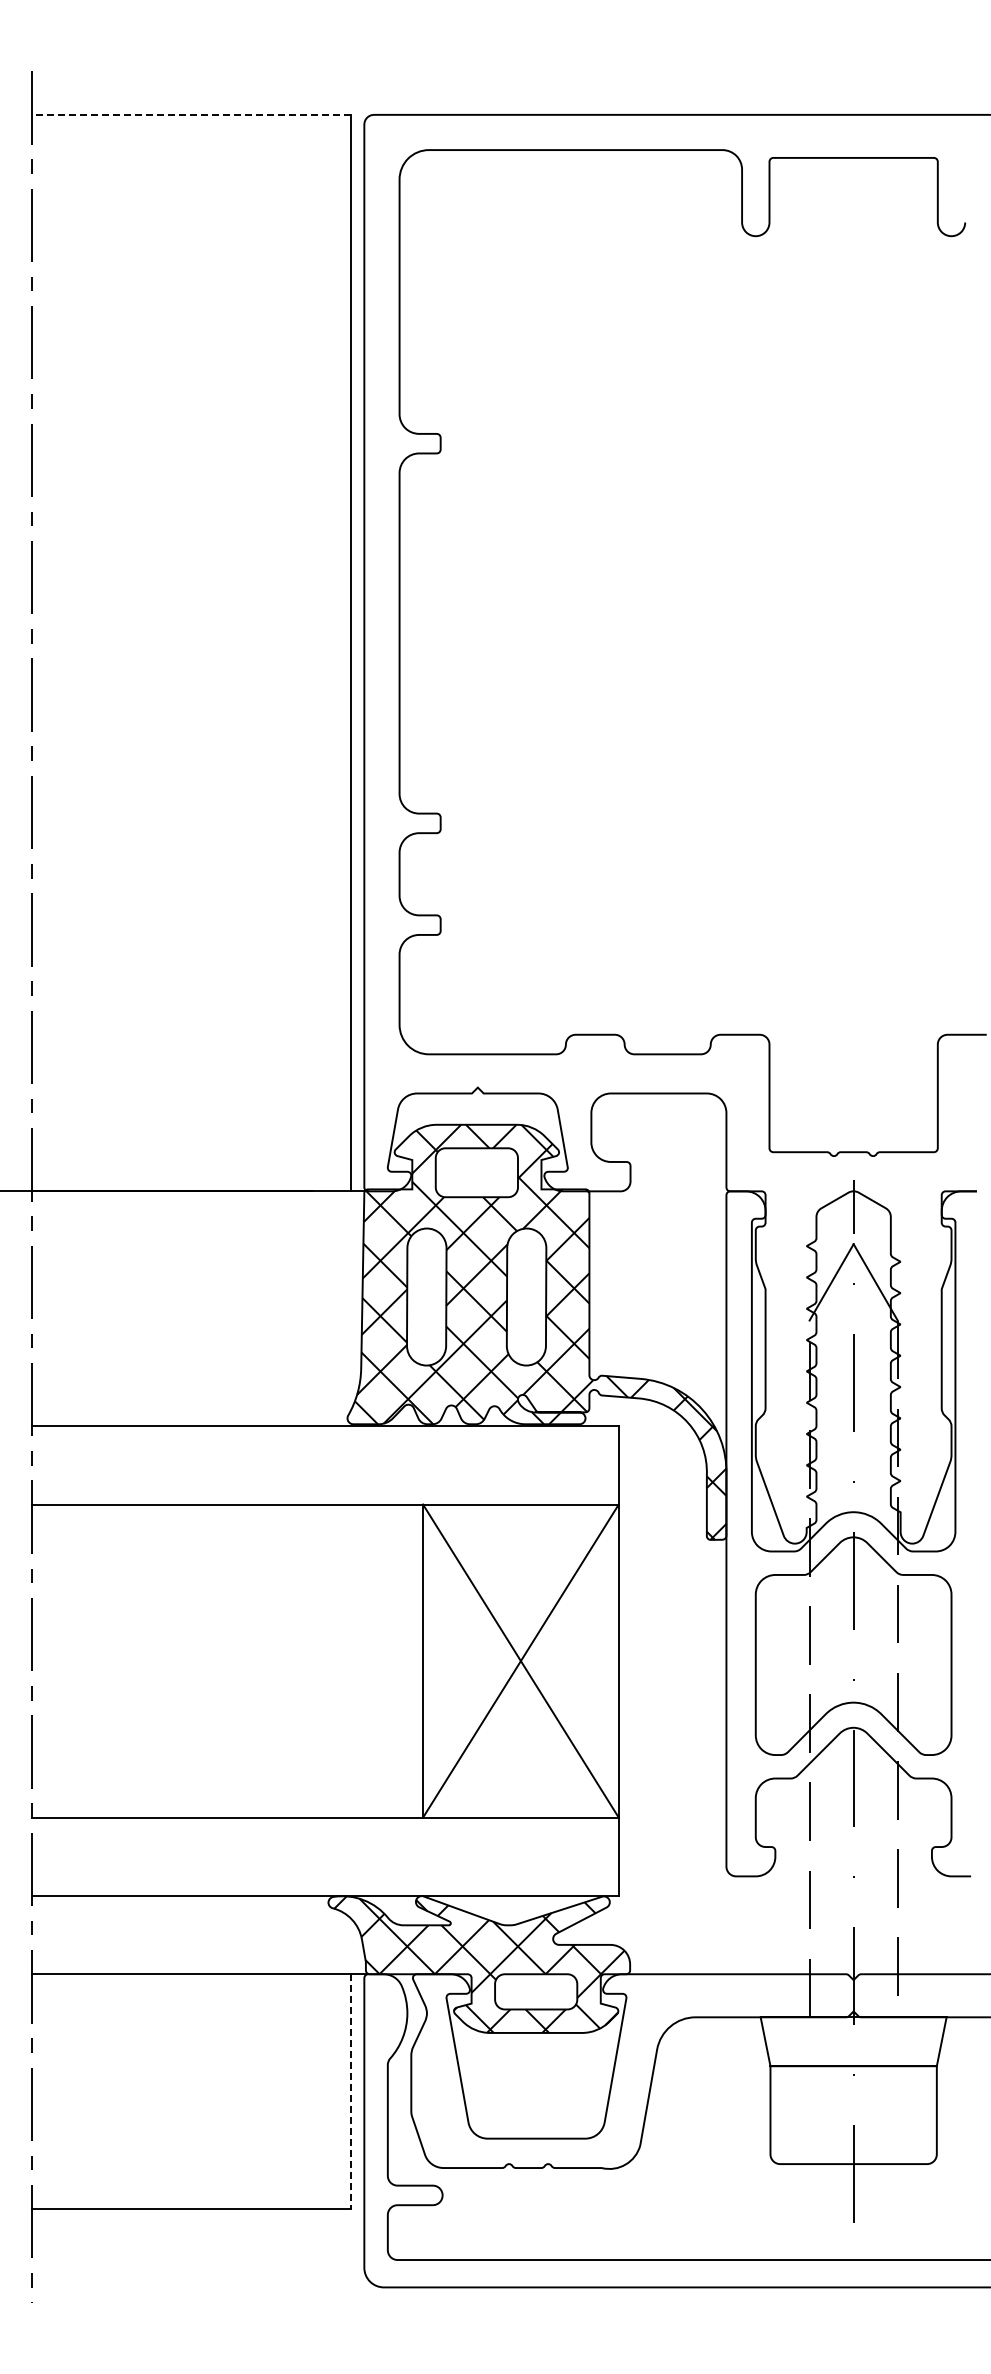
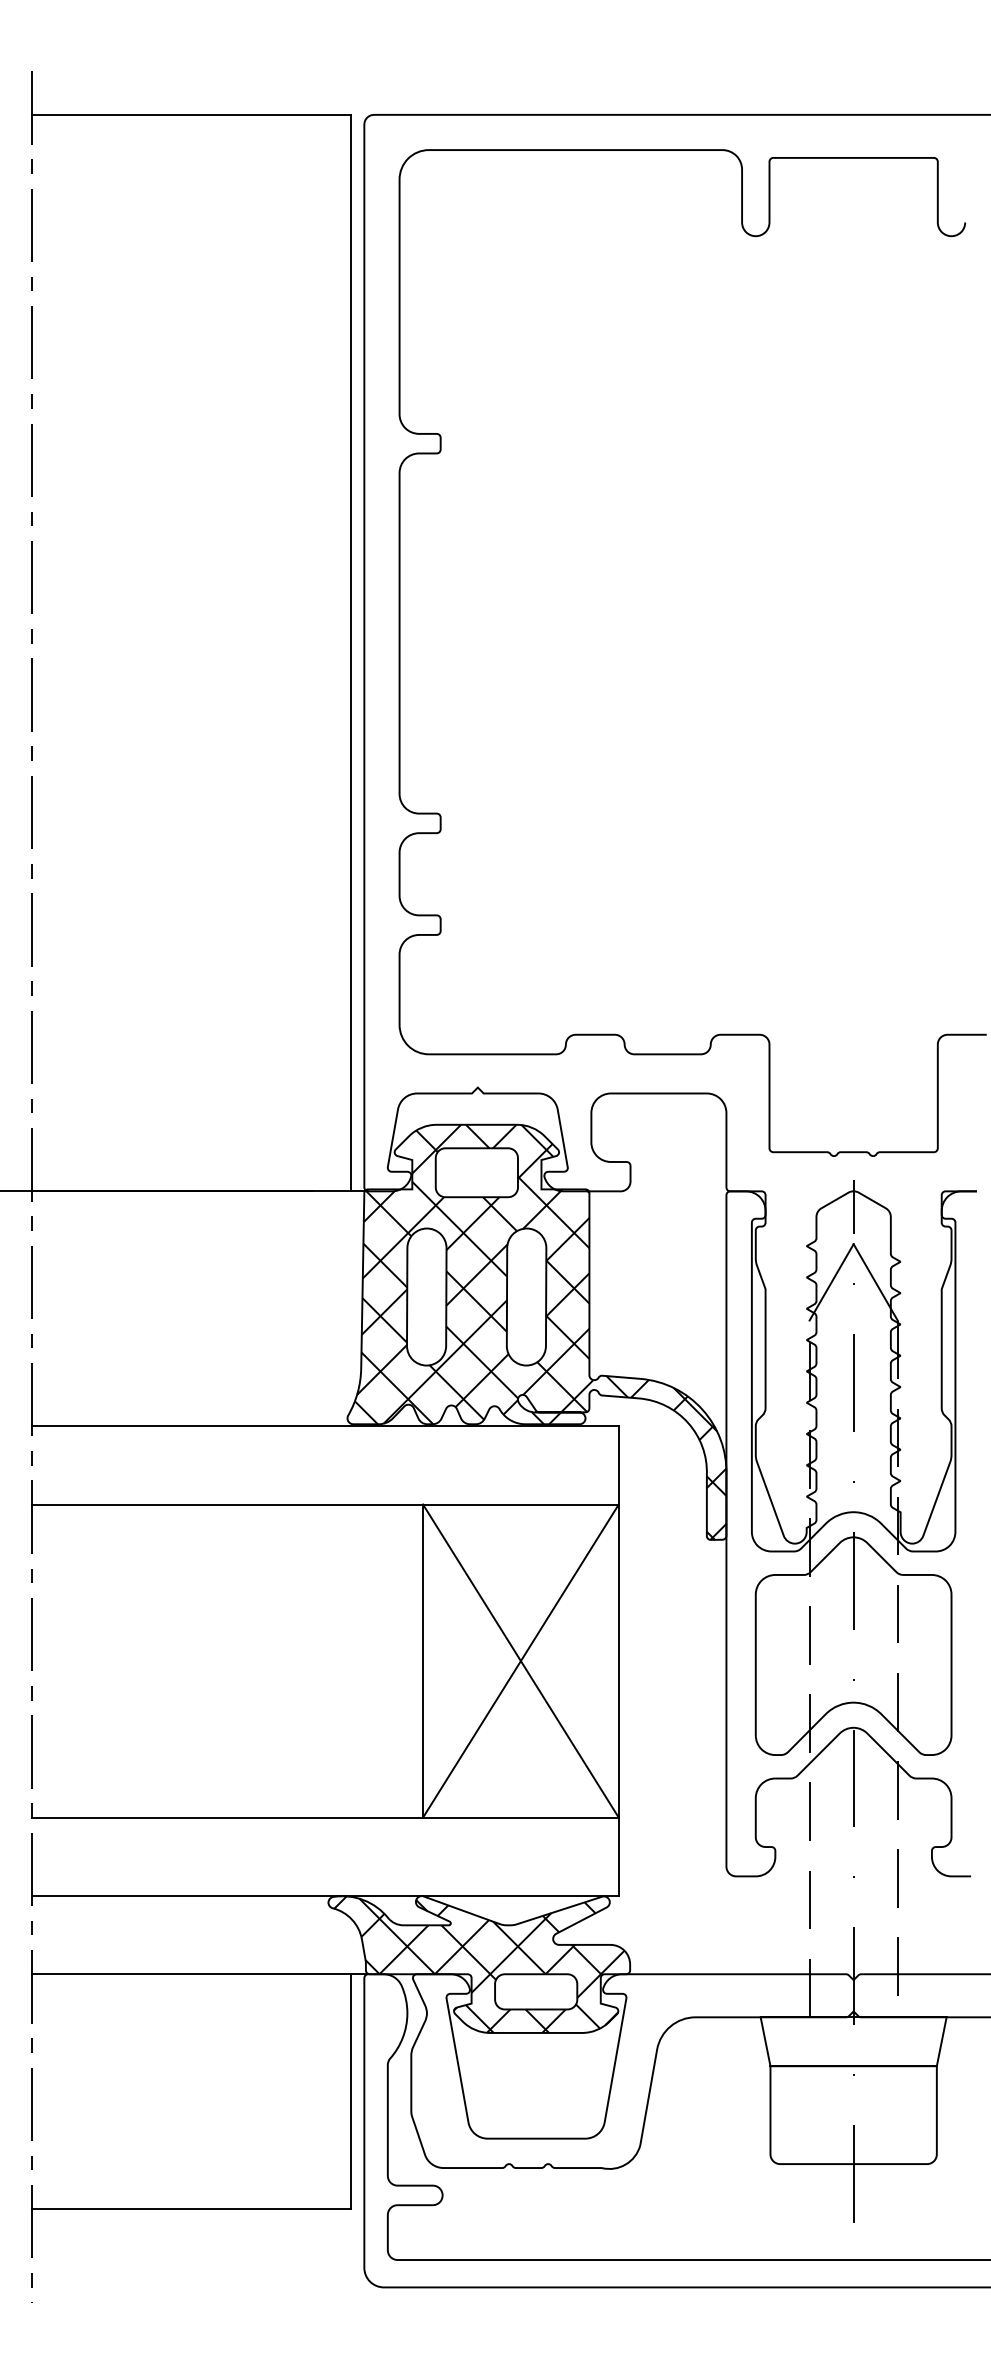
line: dashed -> solid (191, 114)
line: dashed -> solid (350, 2092)
